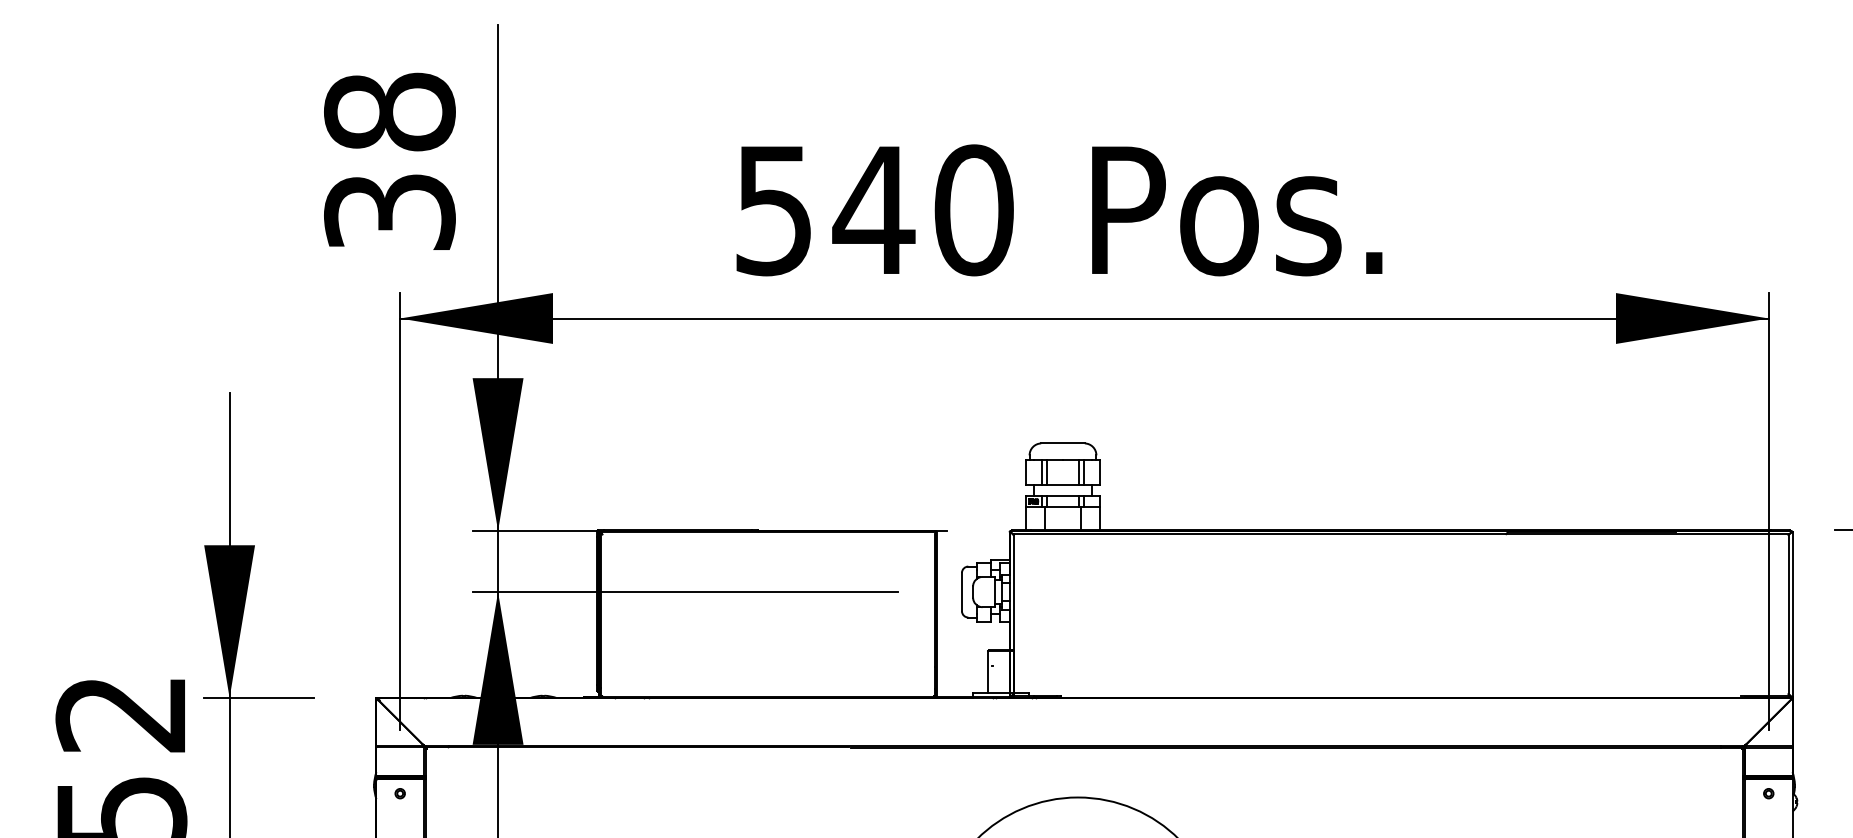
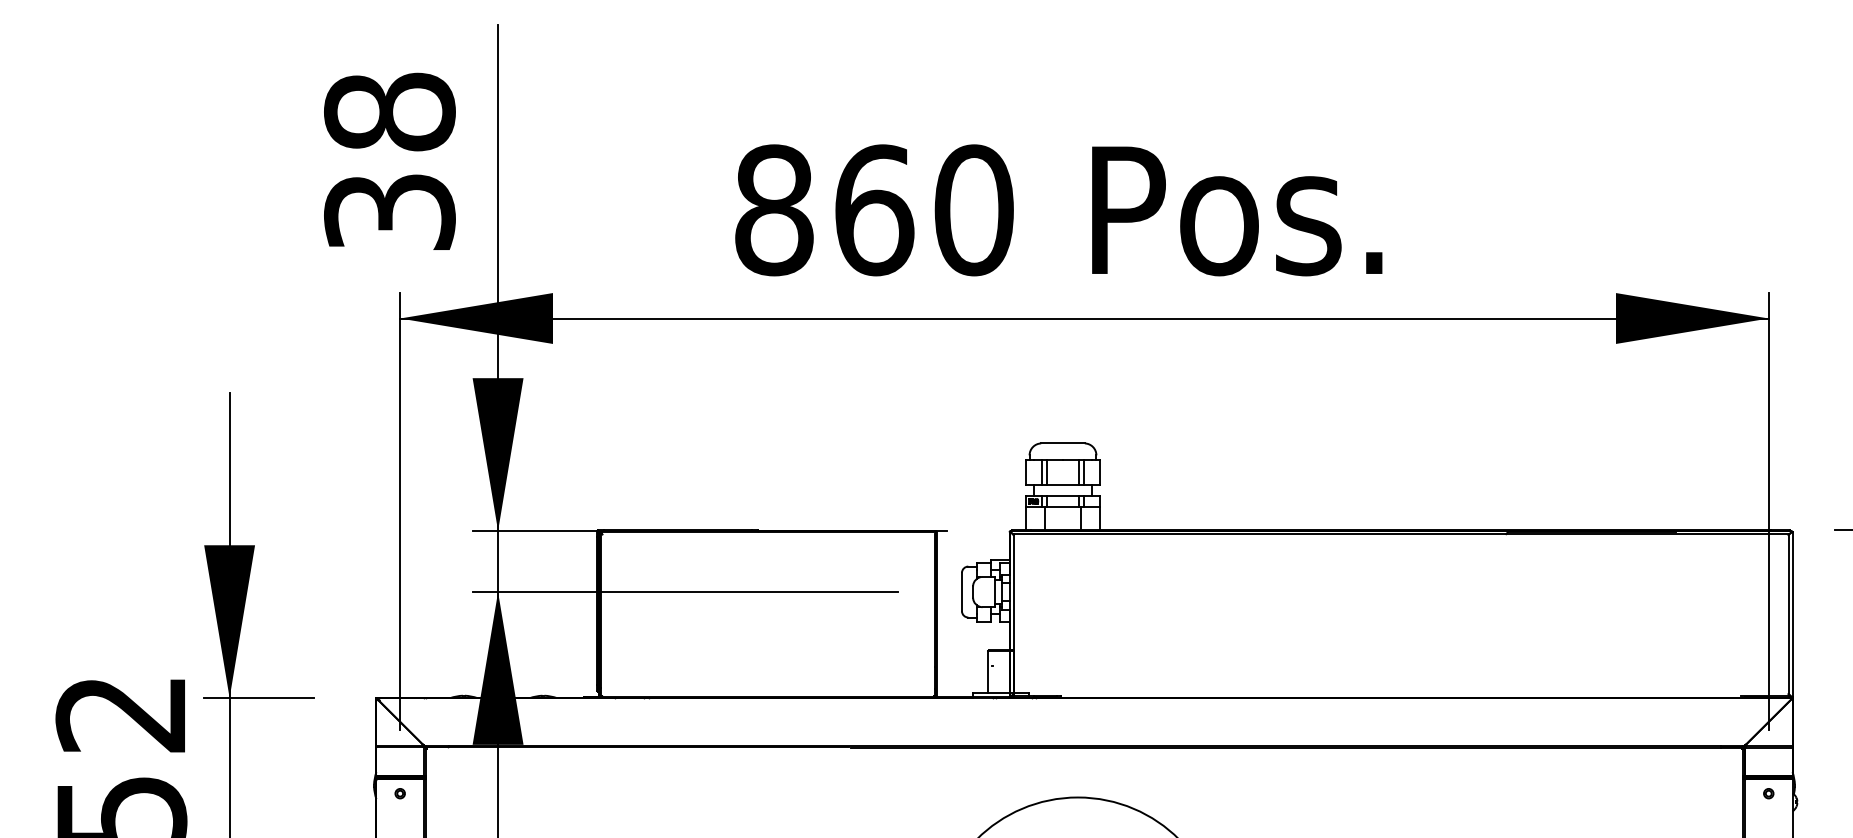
text: 540 -> 860 (825, 210)
